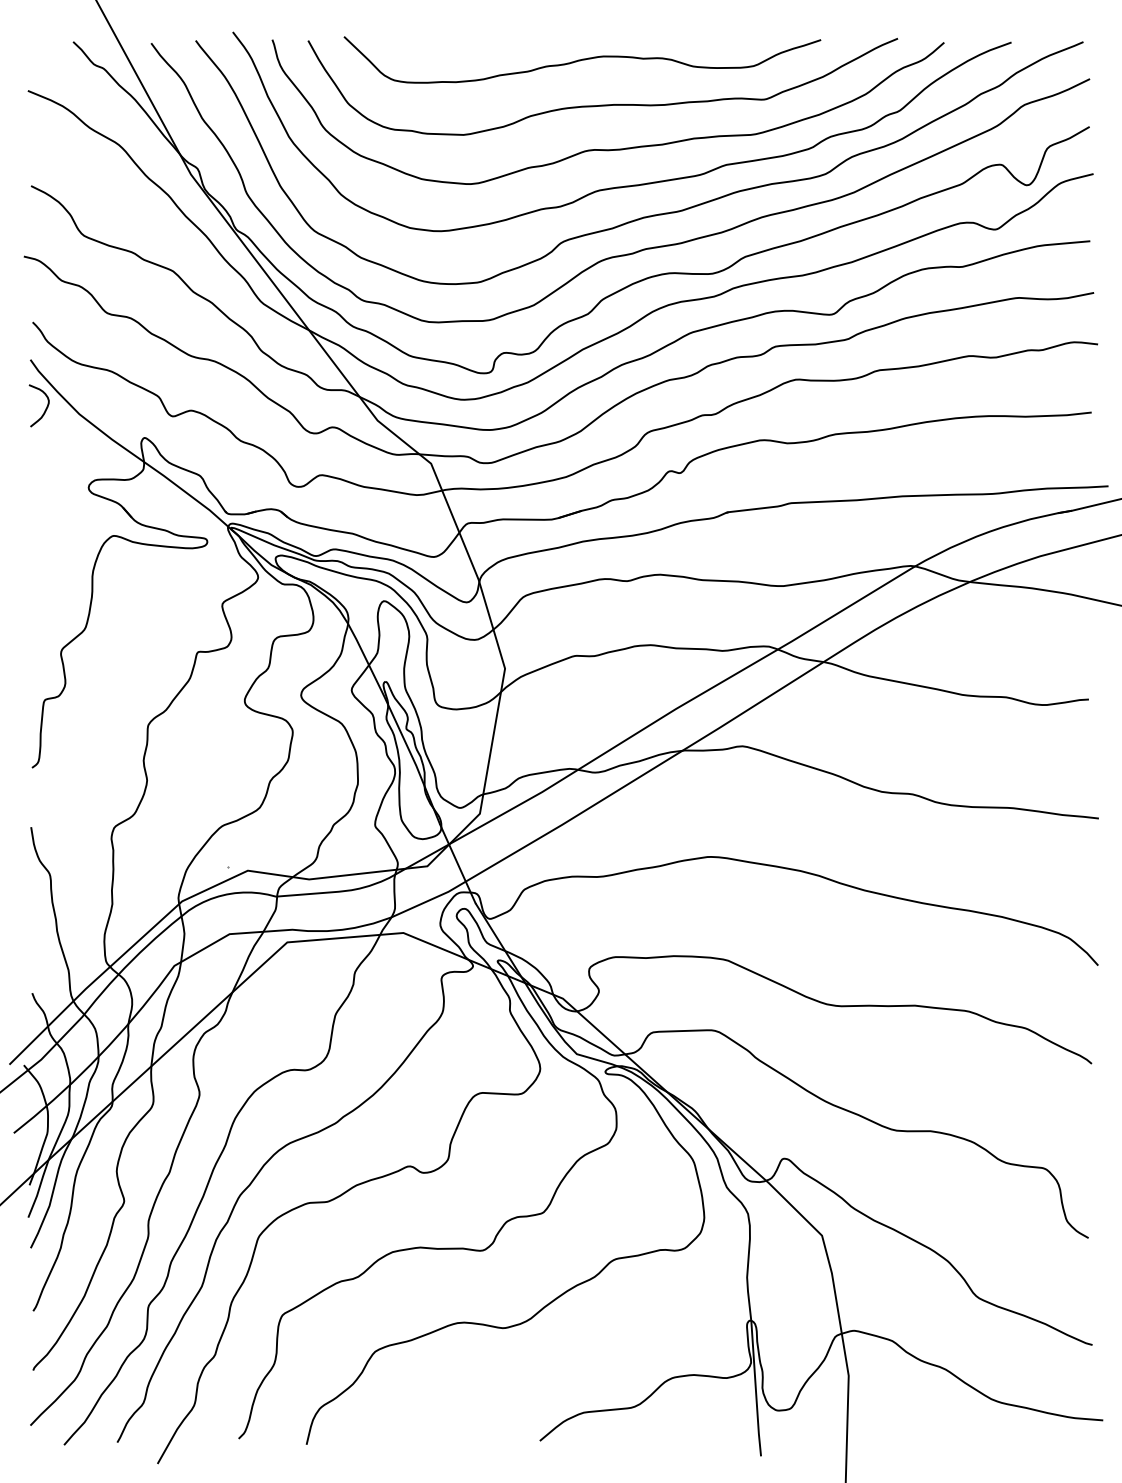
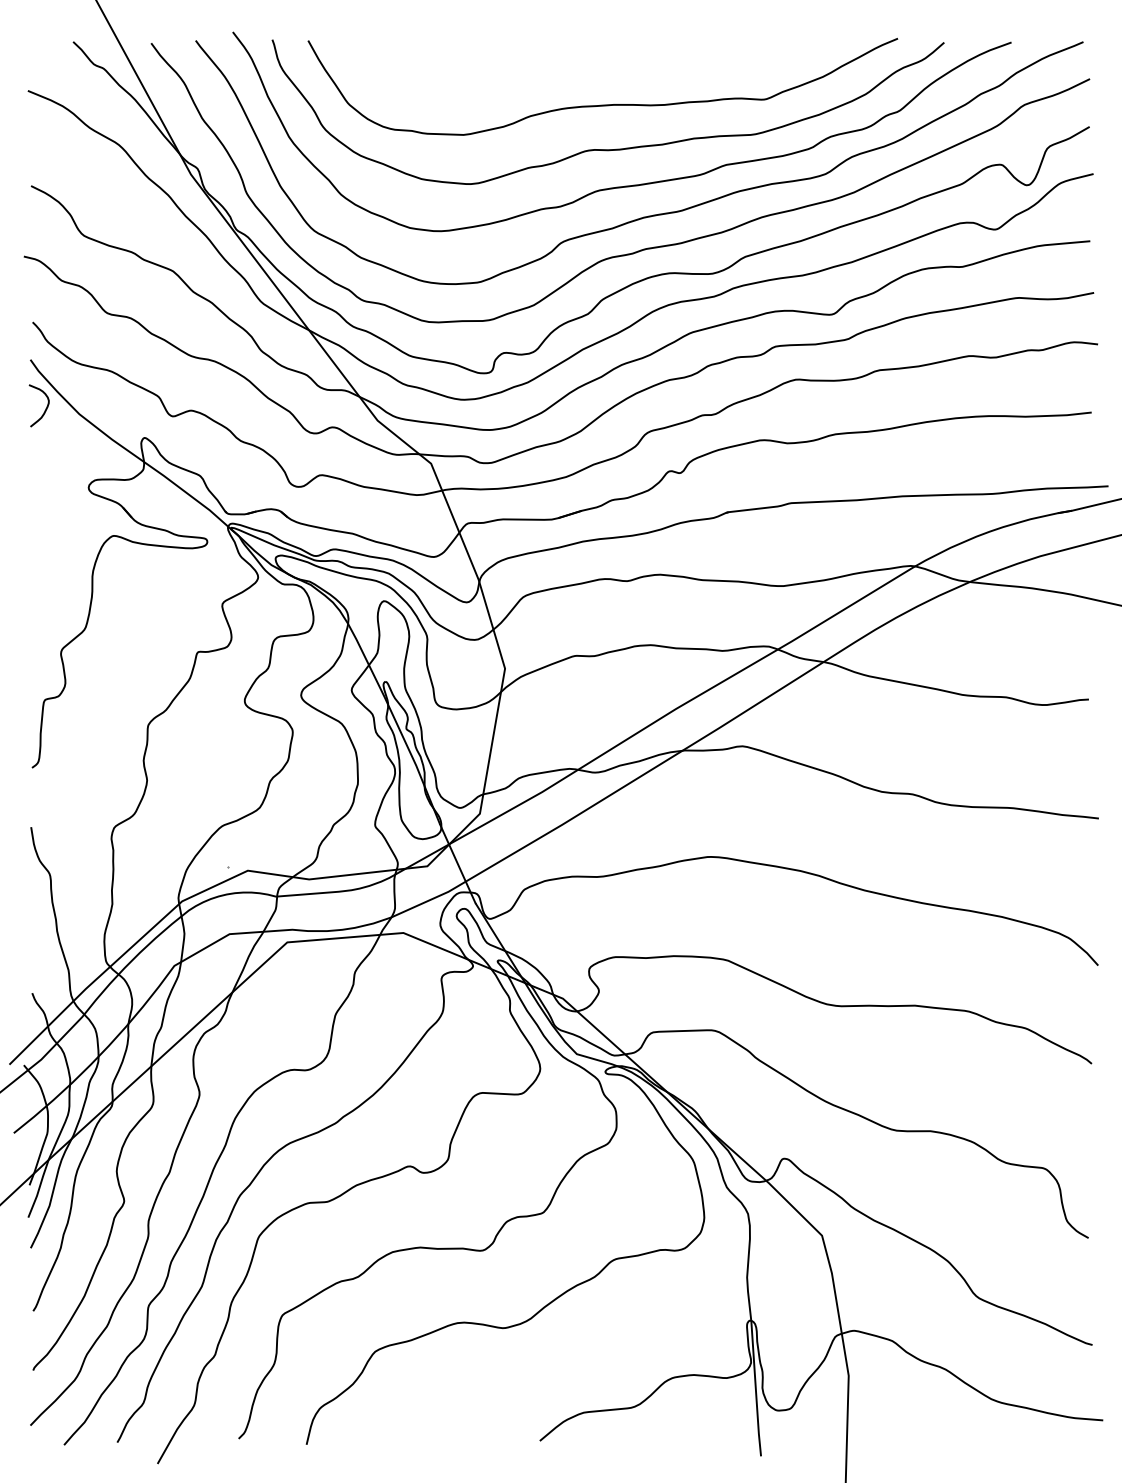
curve: present -> none (582, 59)
